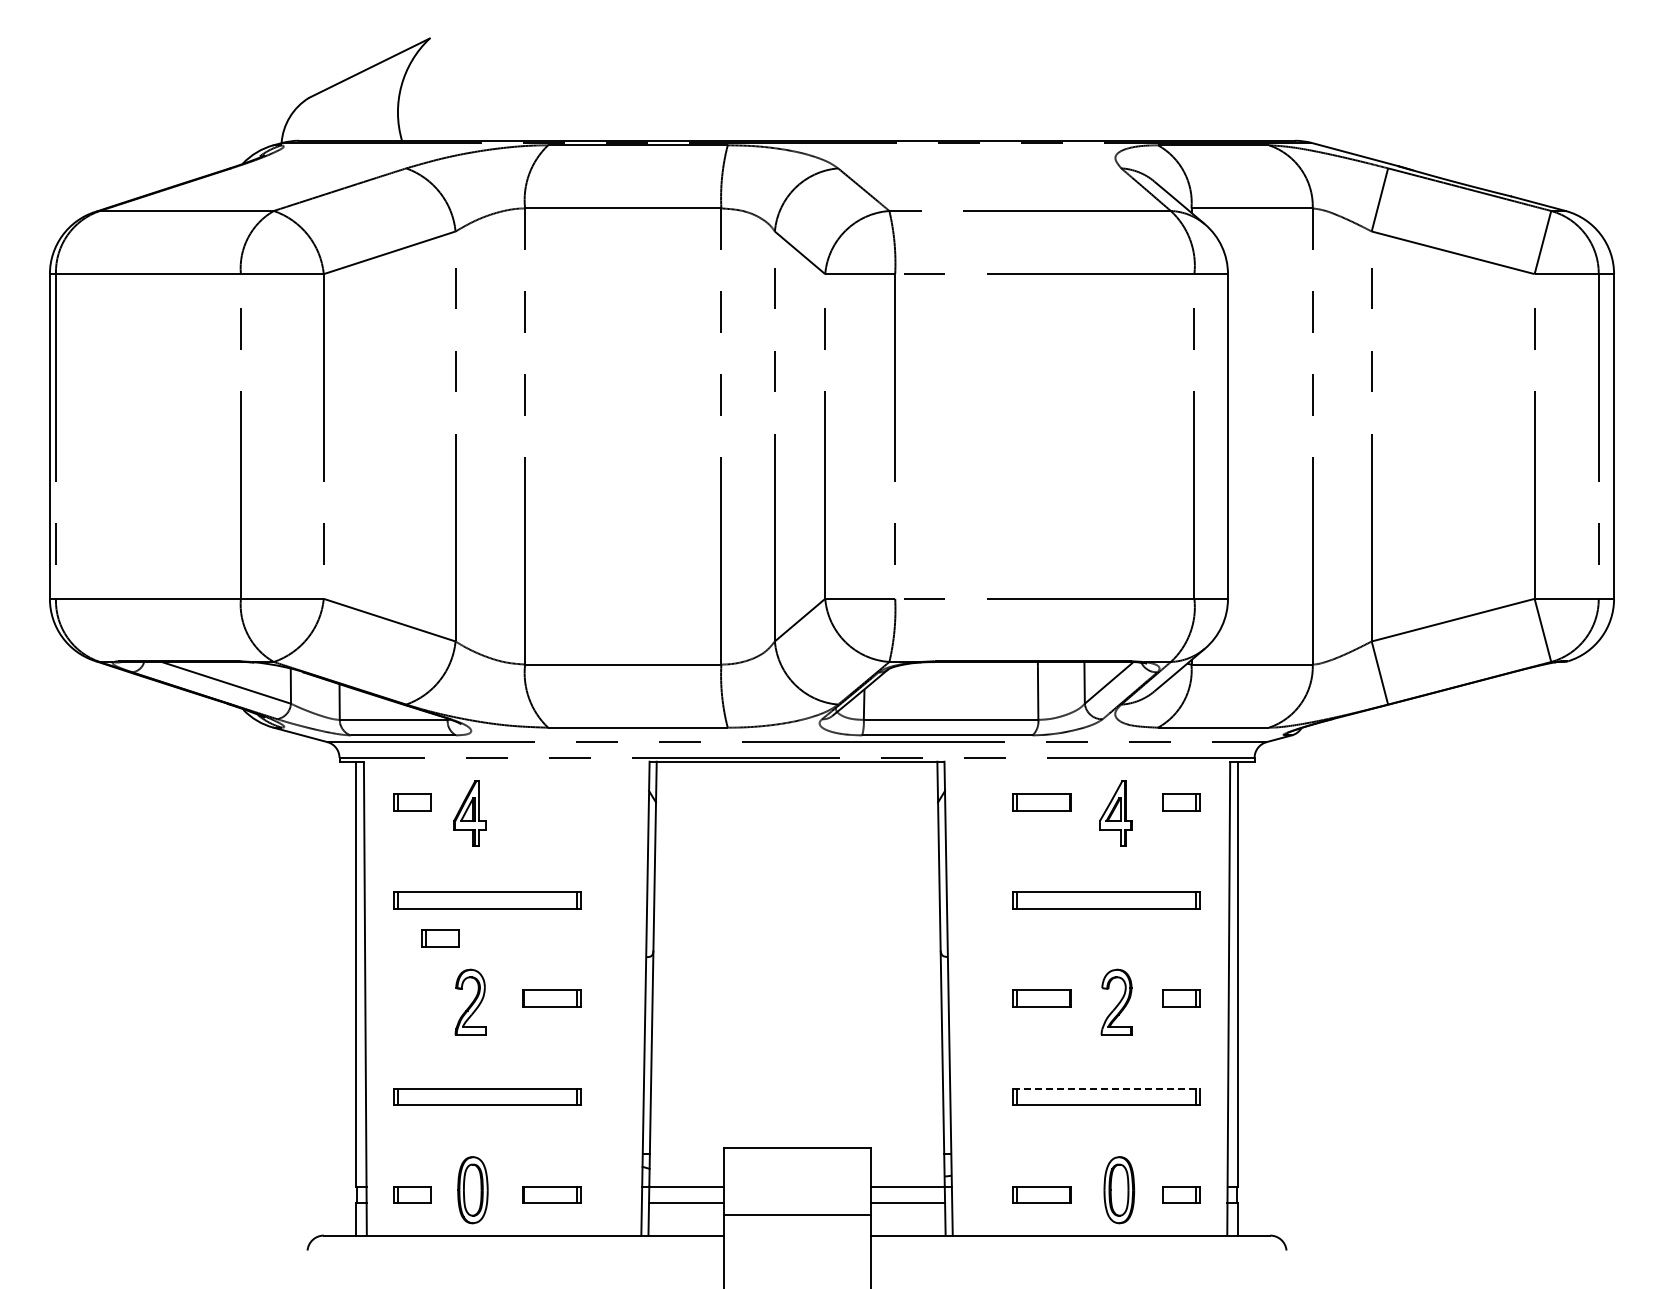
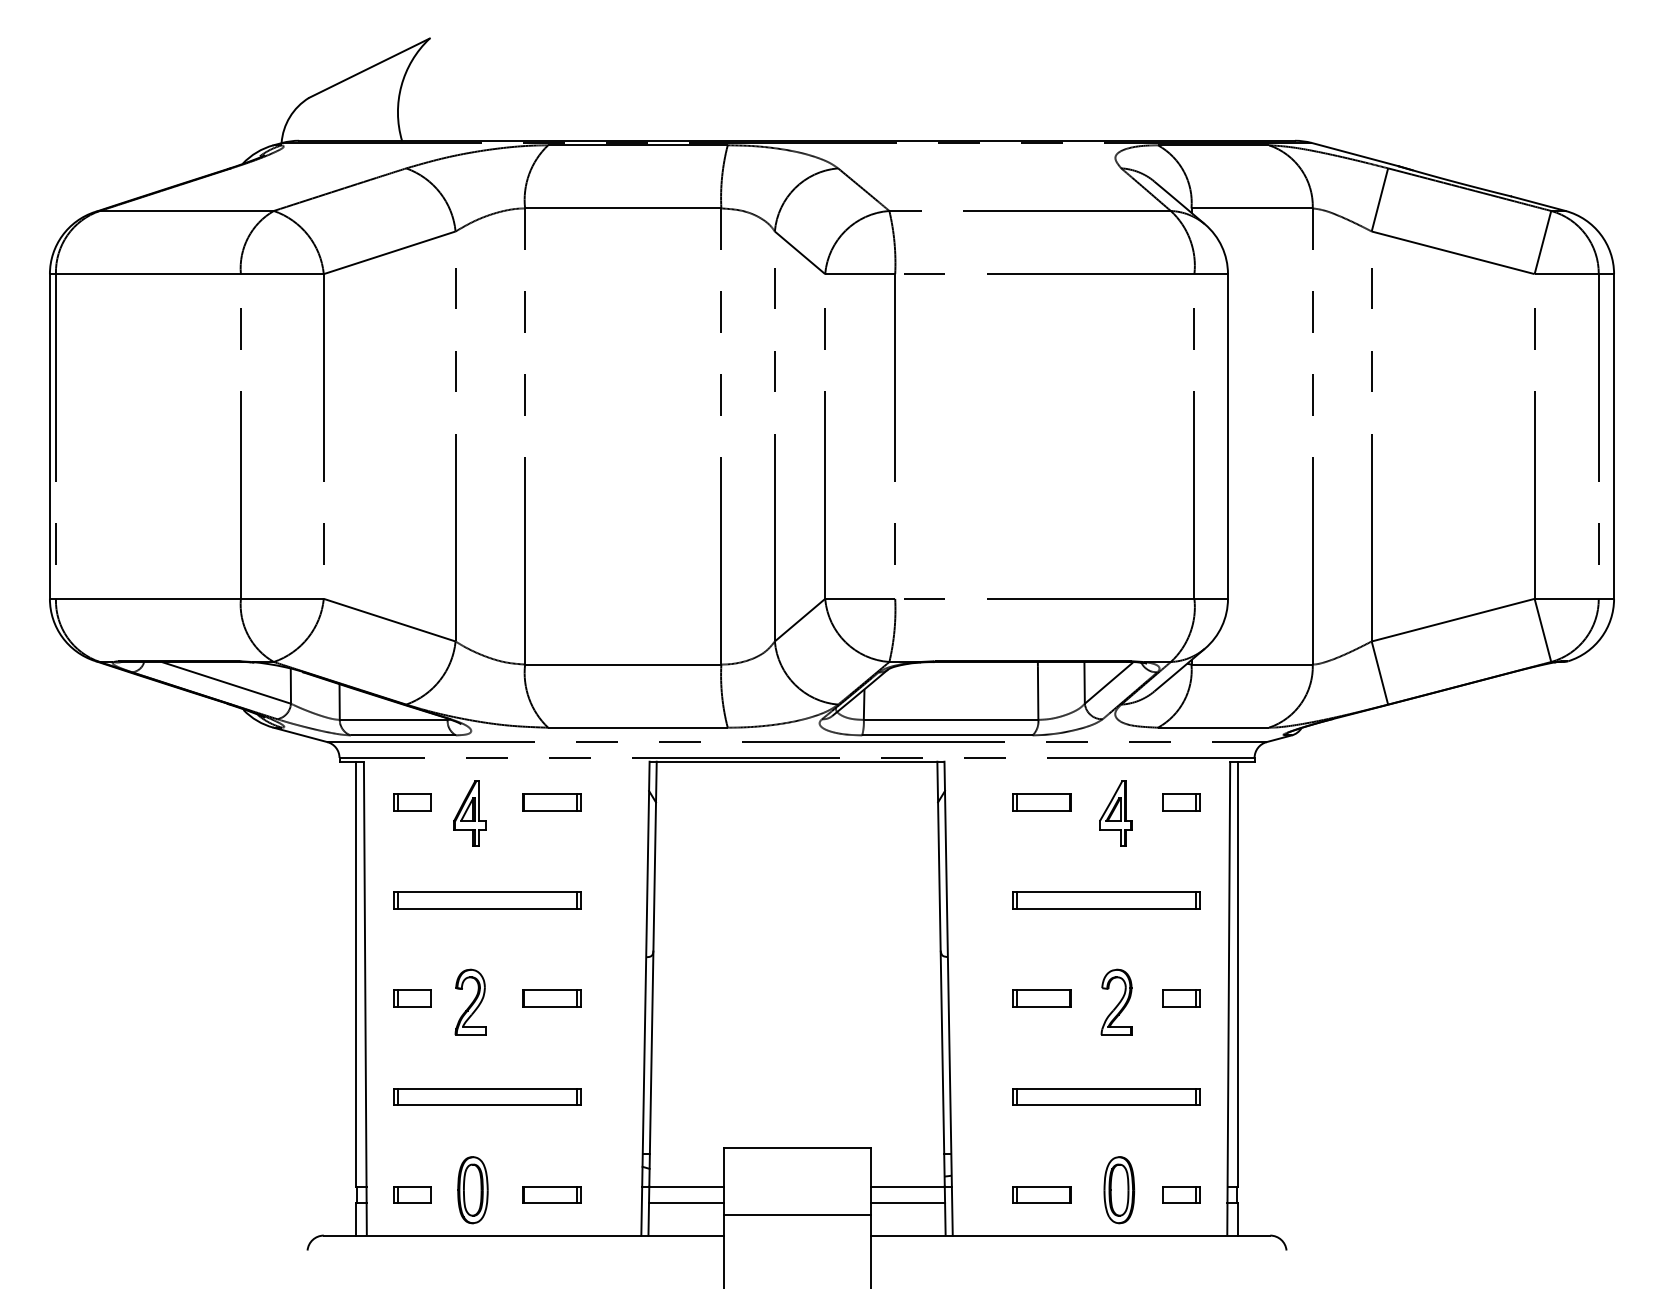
part: none -> present (551, 802)
part position: (440, 938) -> (412, 998) (412, 998)
line: dashed -> solid (1106, 1088)
